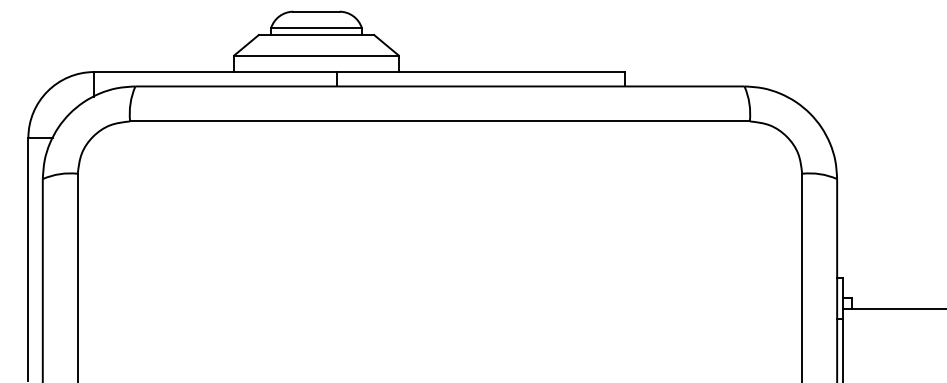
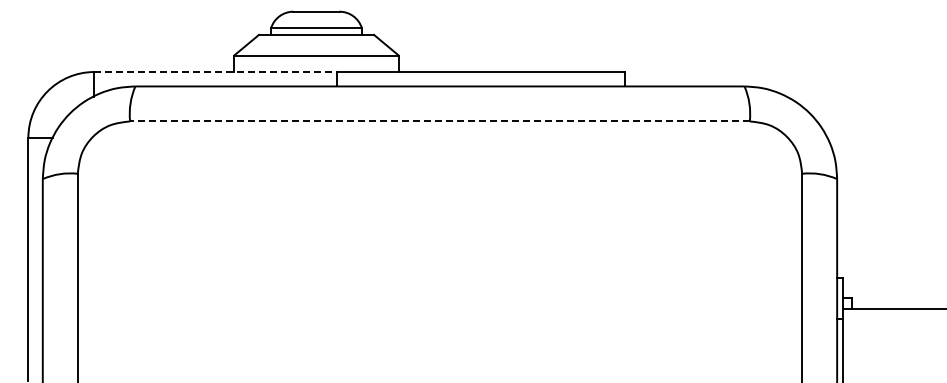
line: solid -> dashed (216, 72)
line: solid -> dashed (439, 121)
